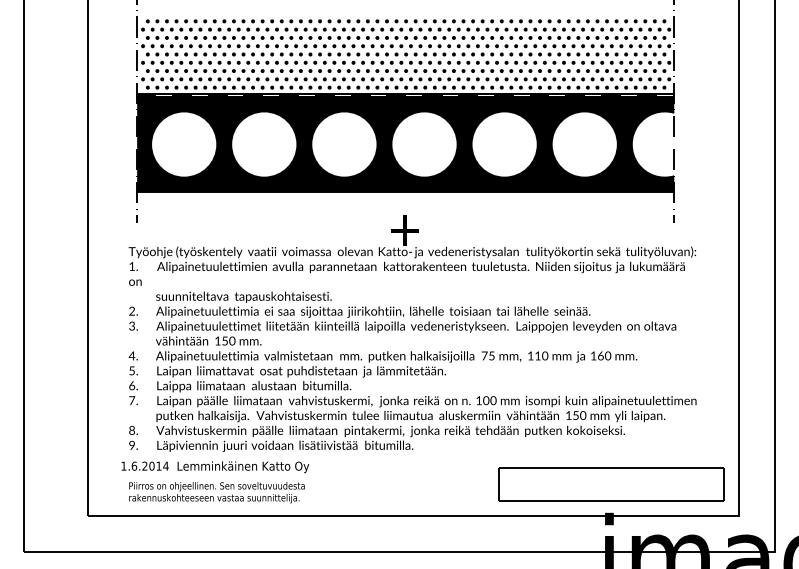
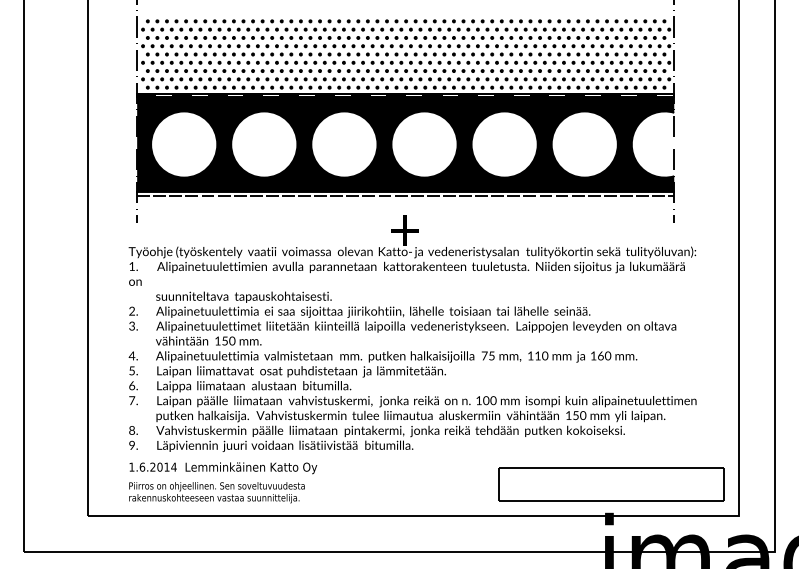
line: none -> present (405, 195)
text position: (215, 467) -> (223, 468) (223, 468)
